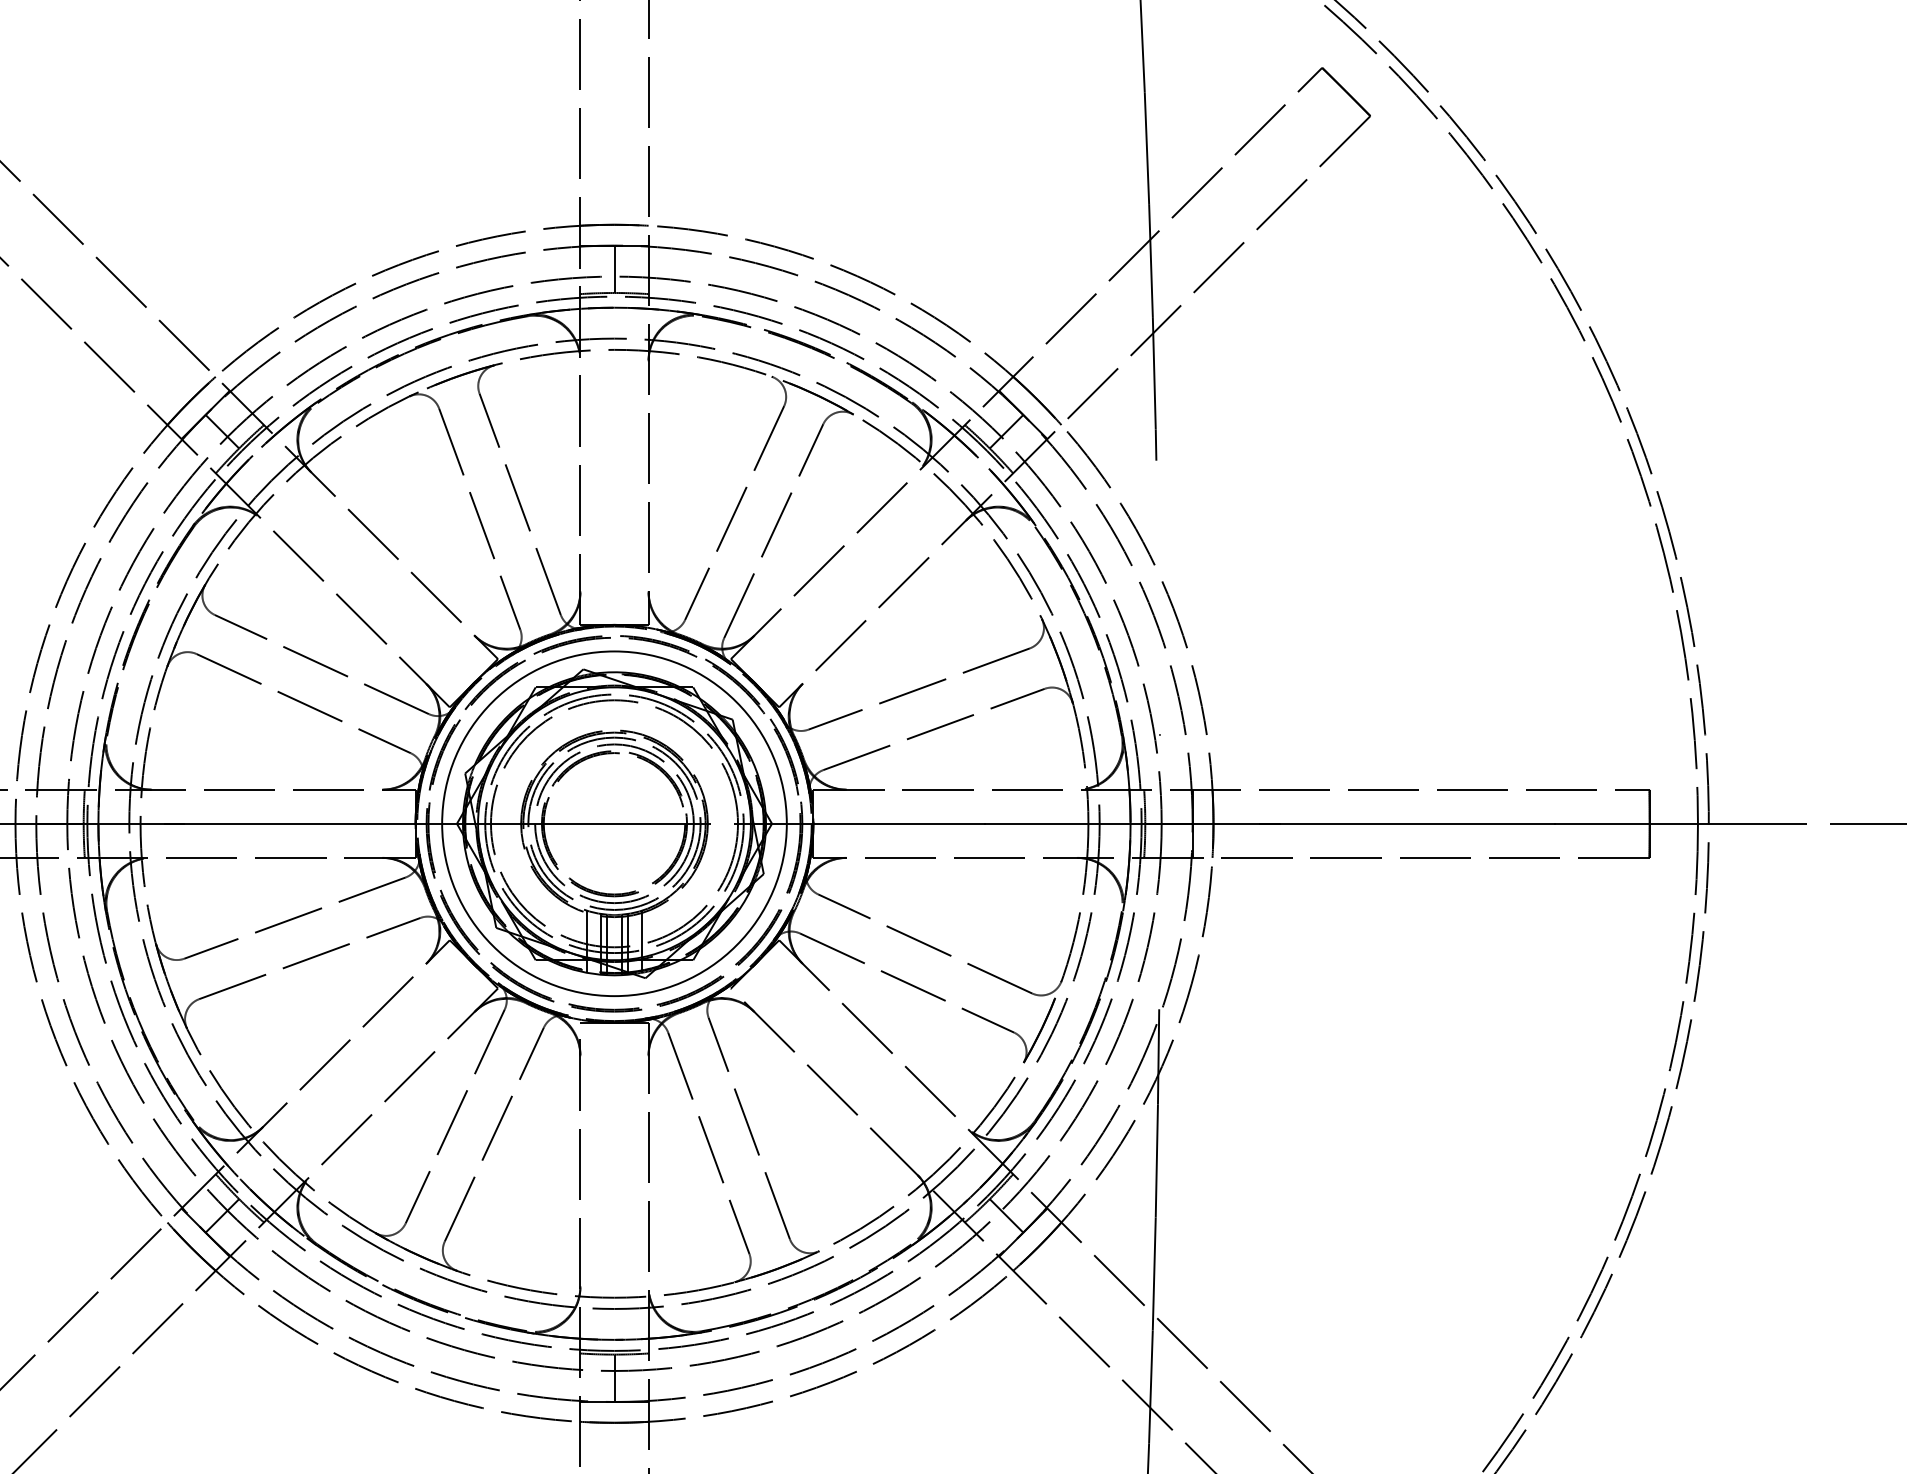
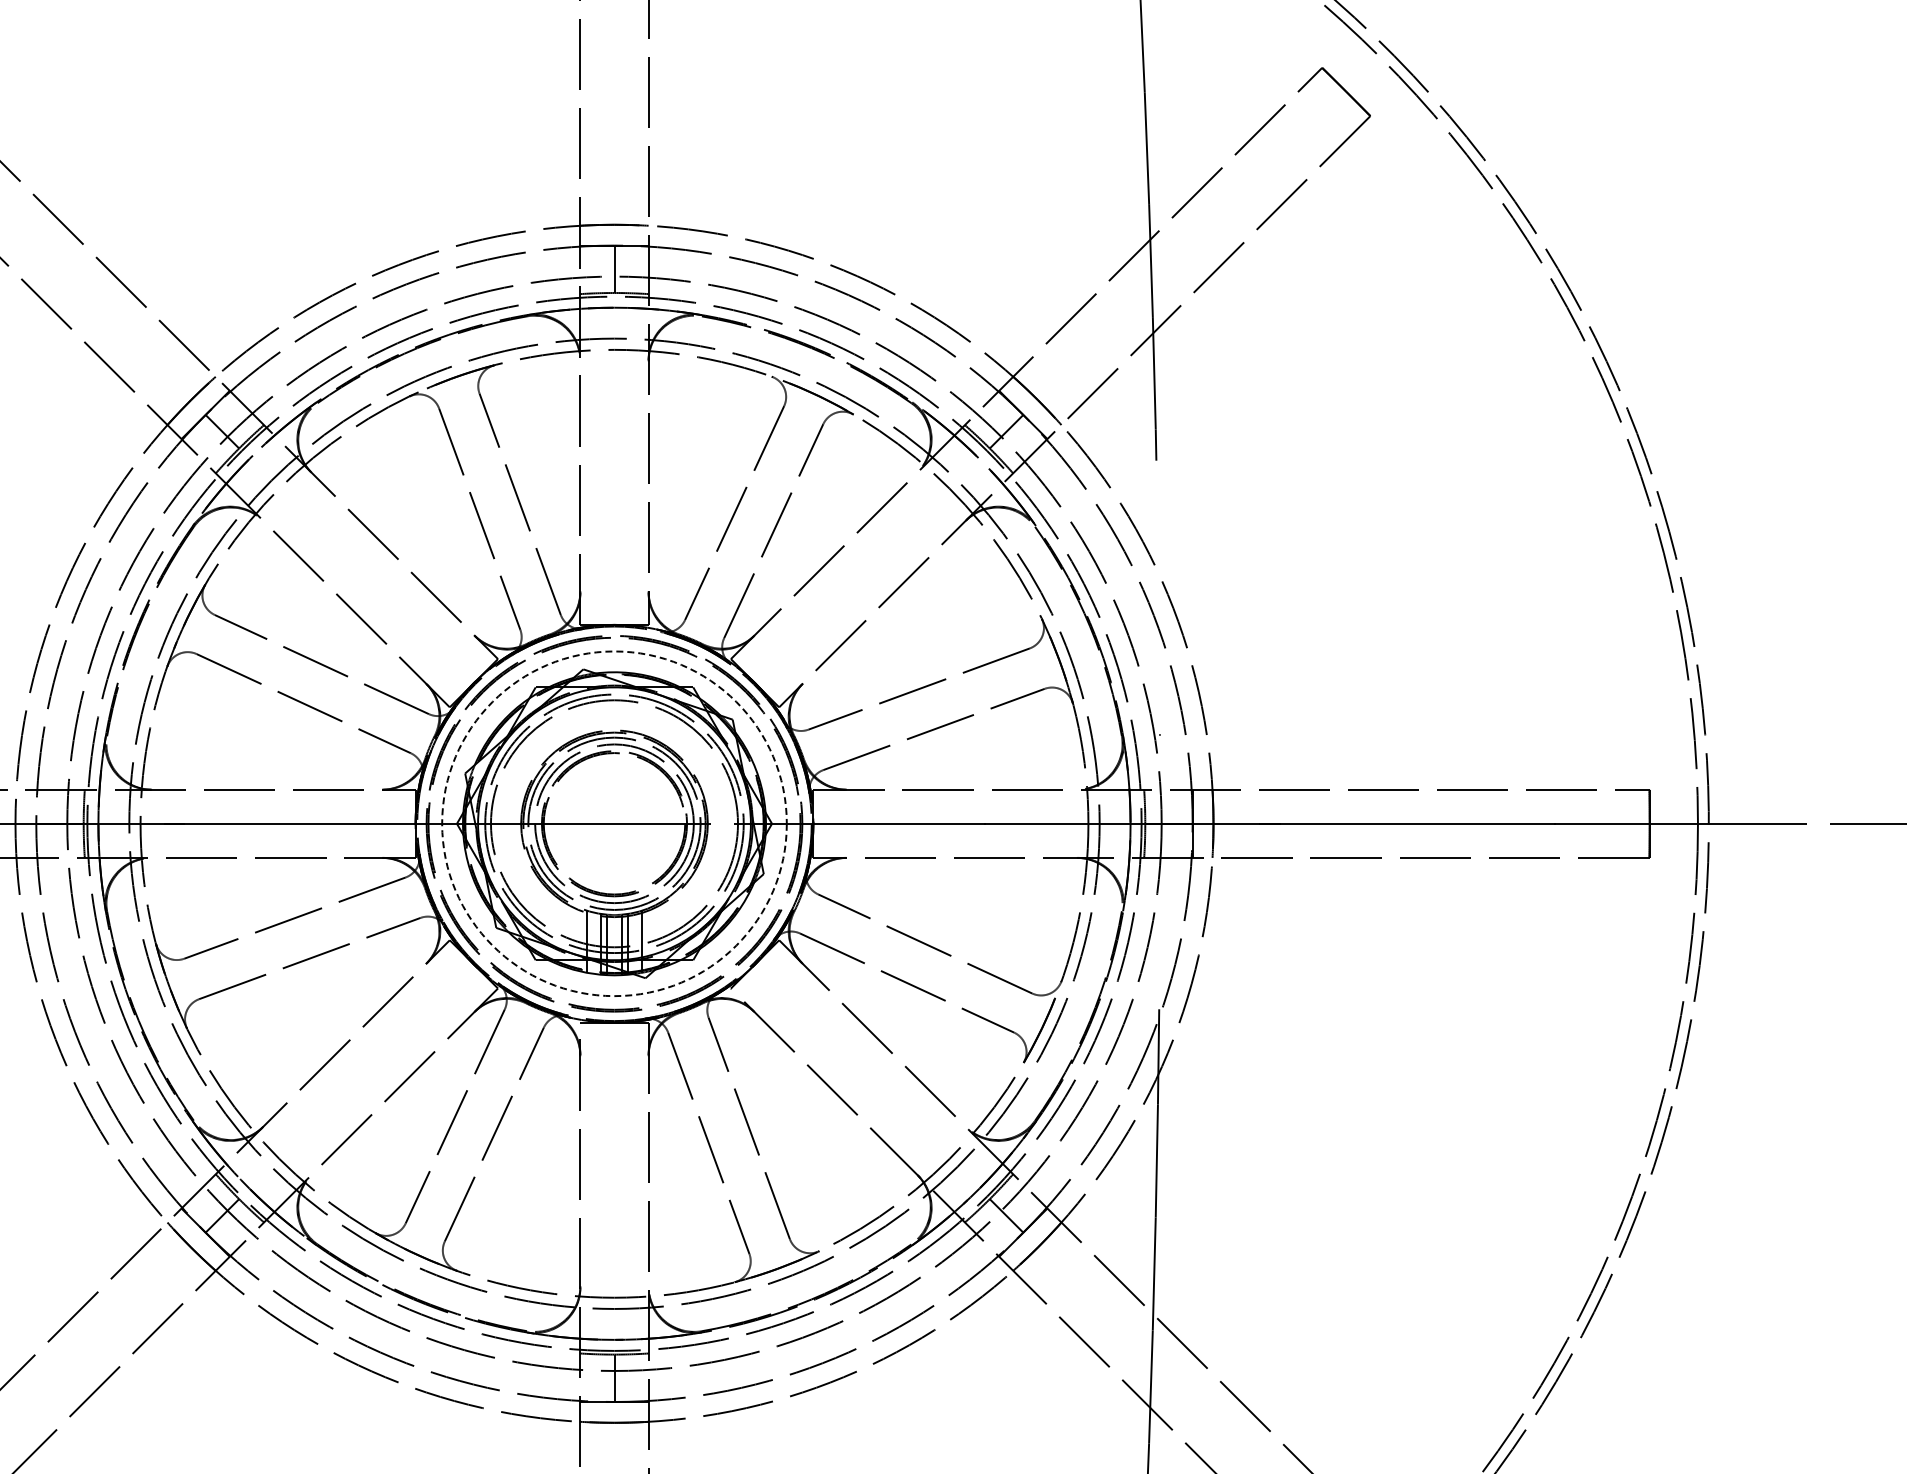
circle: solid -> dashed (614, 823)
